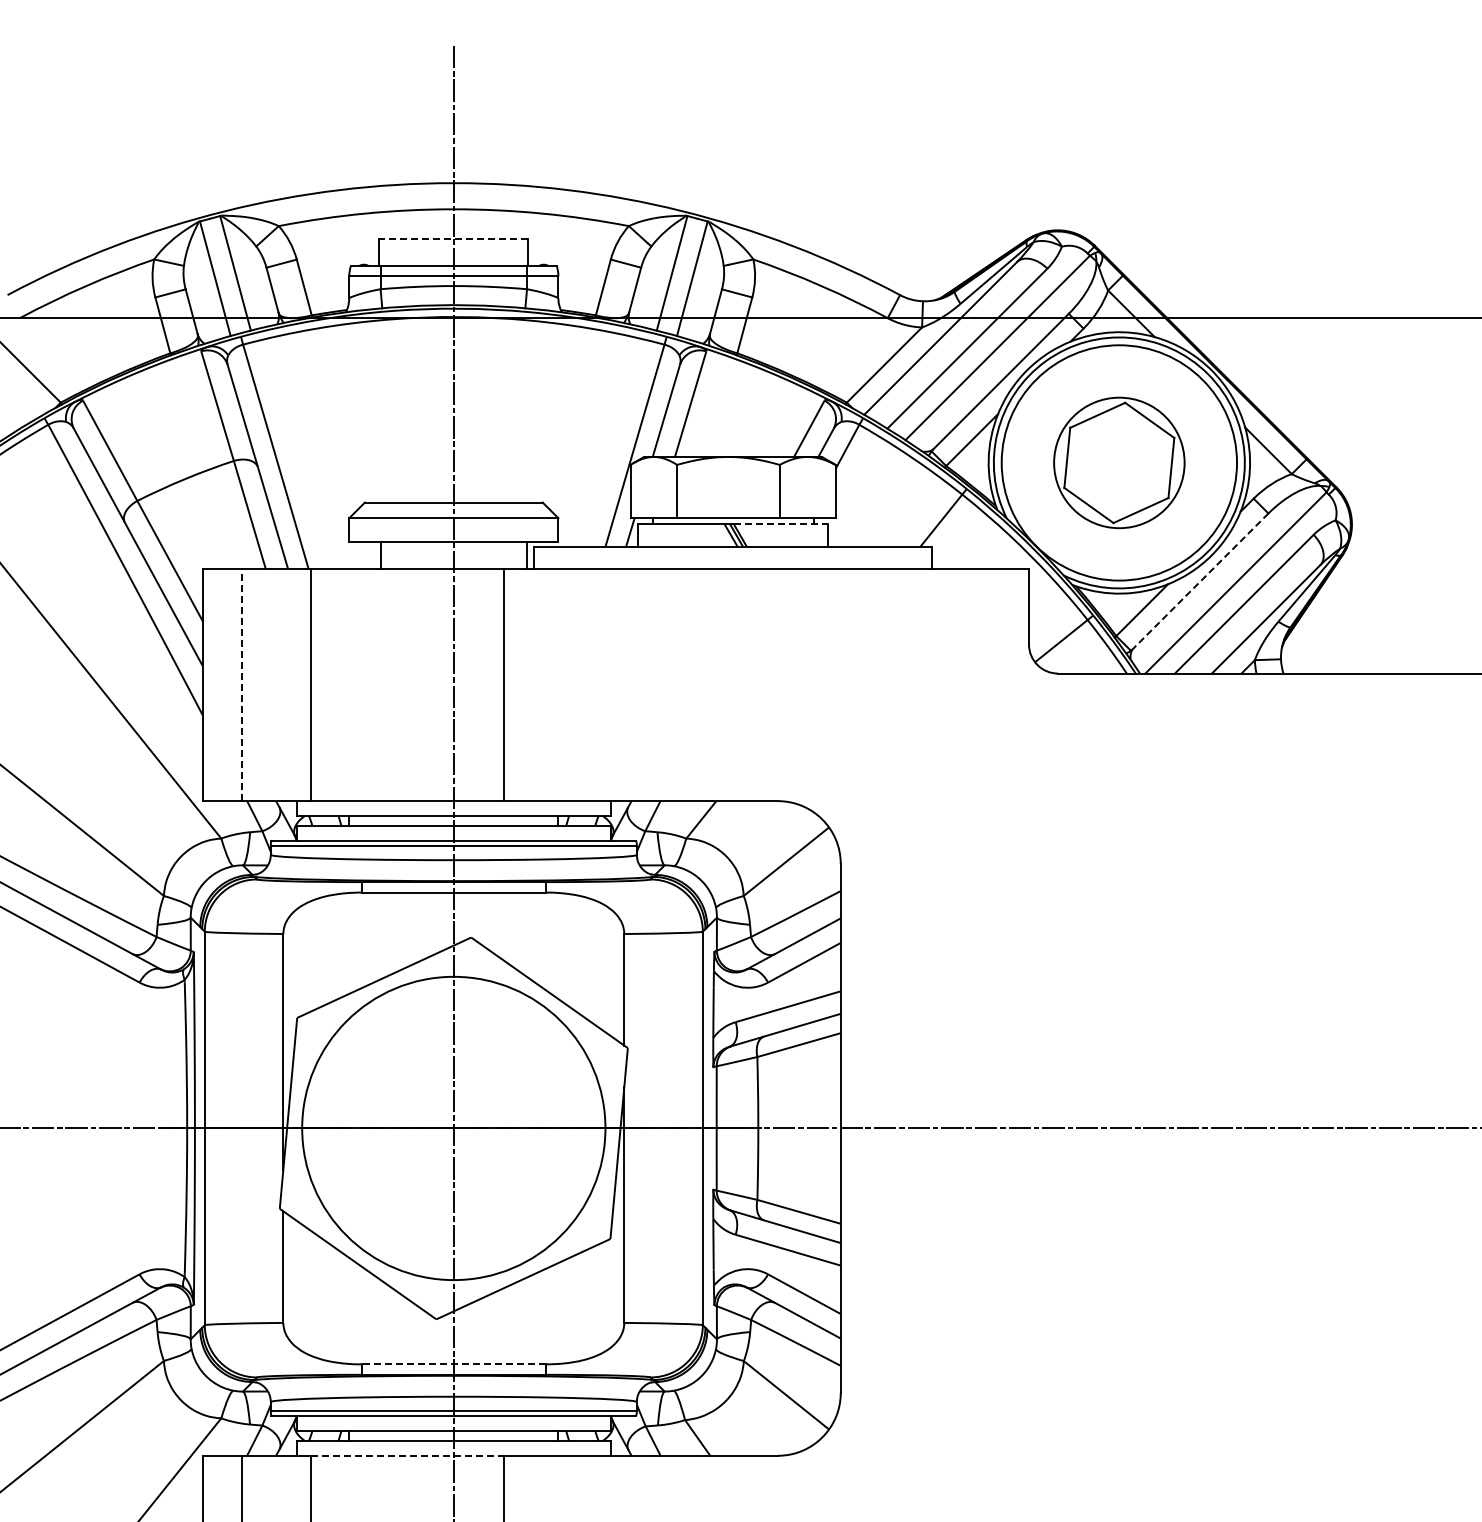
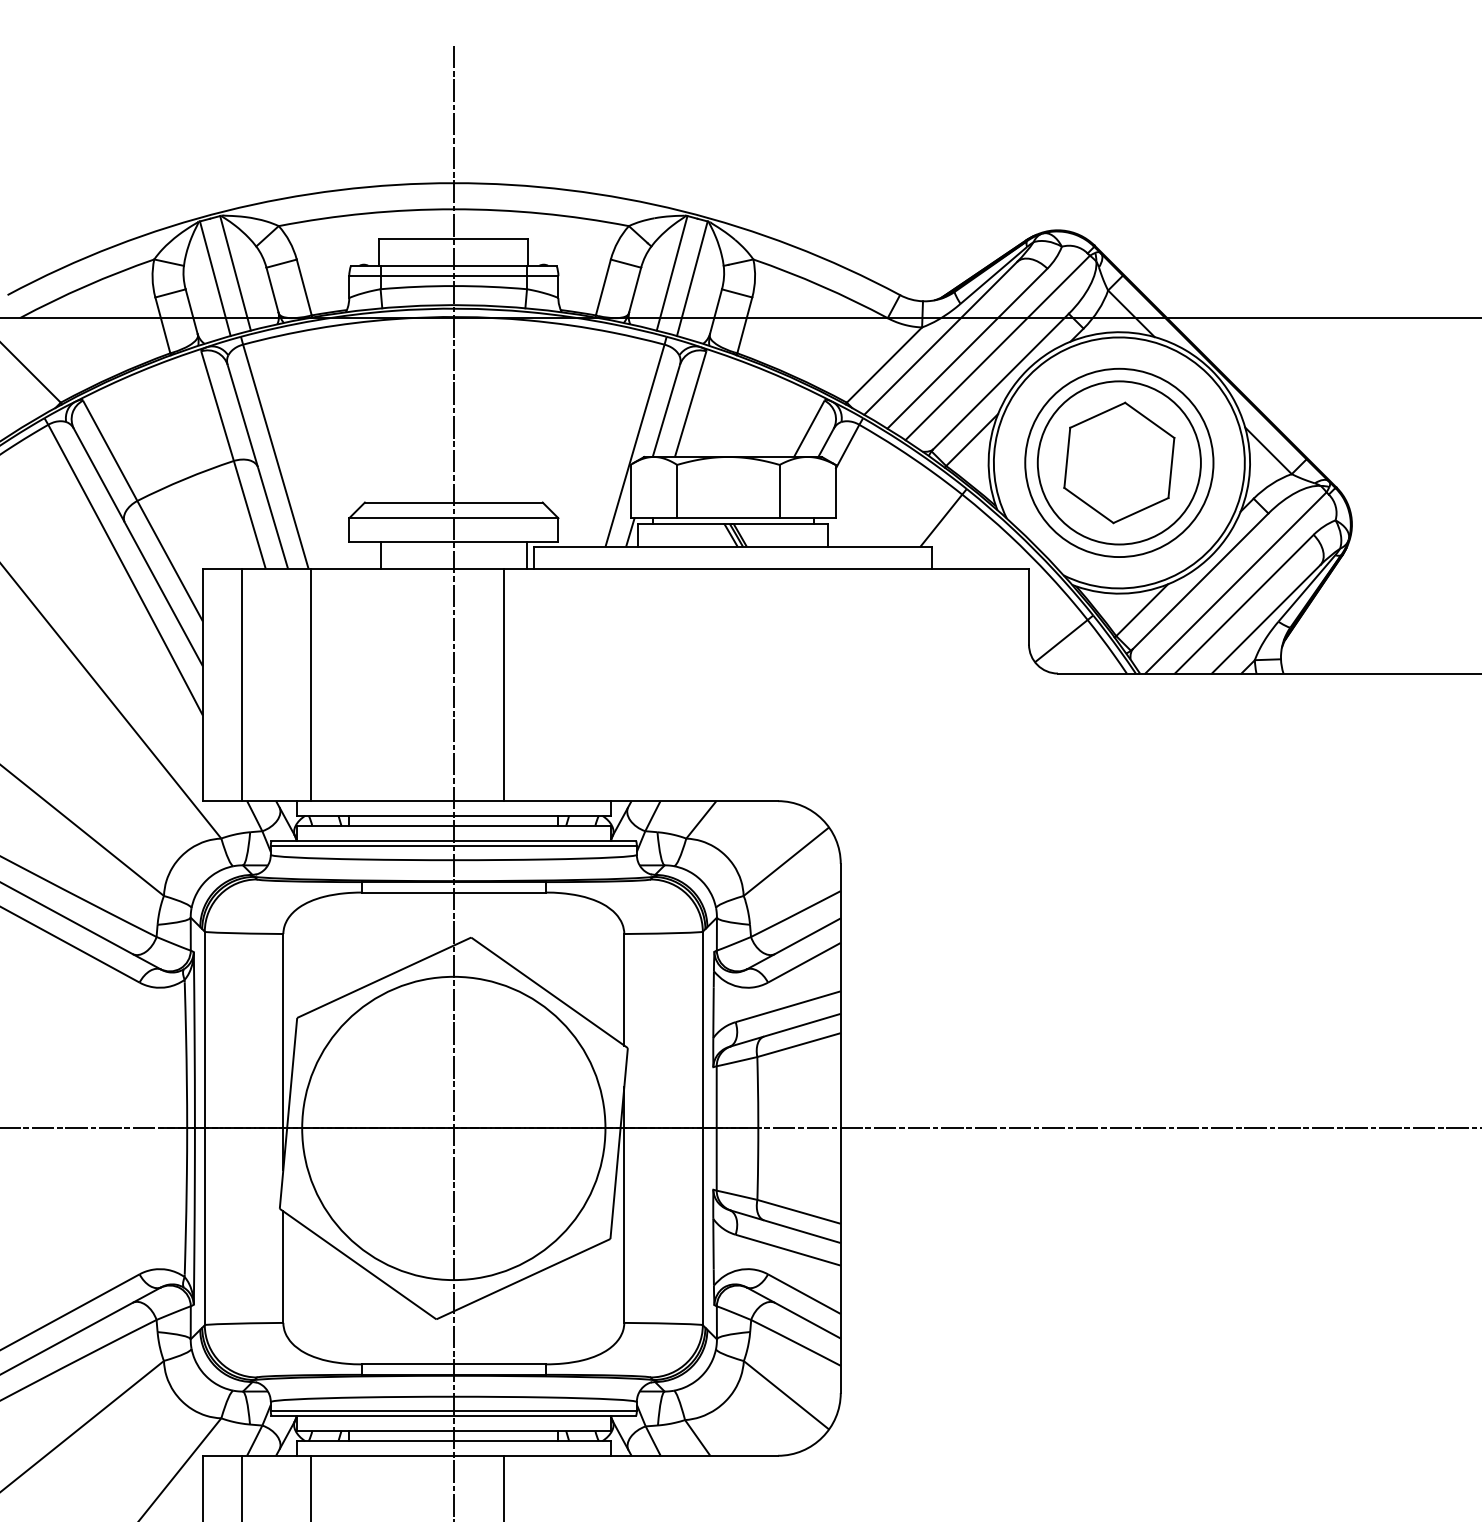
line: dashed -> solid (453, 239)
circle diameter: 131 px -> 163 px (1118, 462)
circle diameter: 235 px -> 188 px (1119, 462)
line: dashed -> solid (781, 523)
line: dashed -> solid (1200, 581)
line: dashed -> solid (241, 684)
line: dashed -> solid (453, 1364)
line: dashed -> solid (407, 1455)
